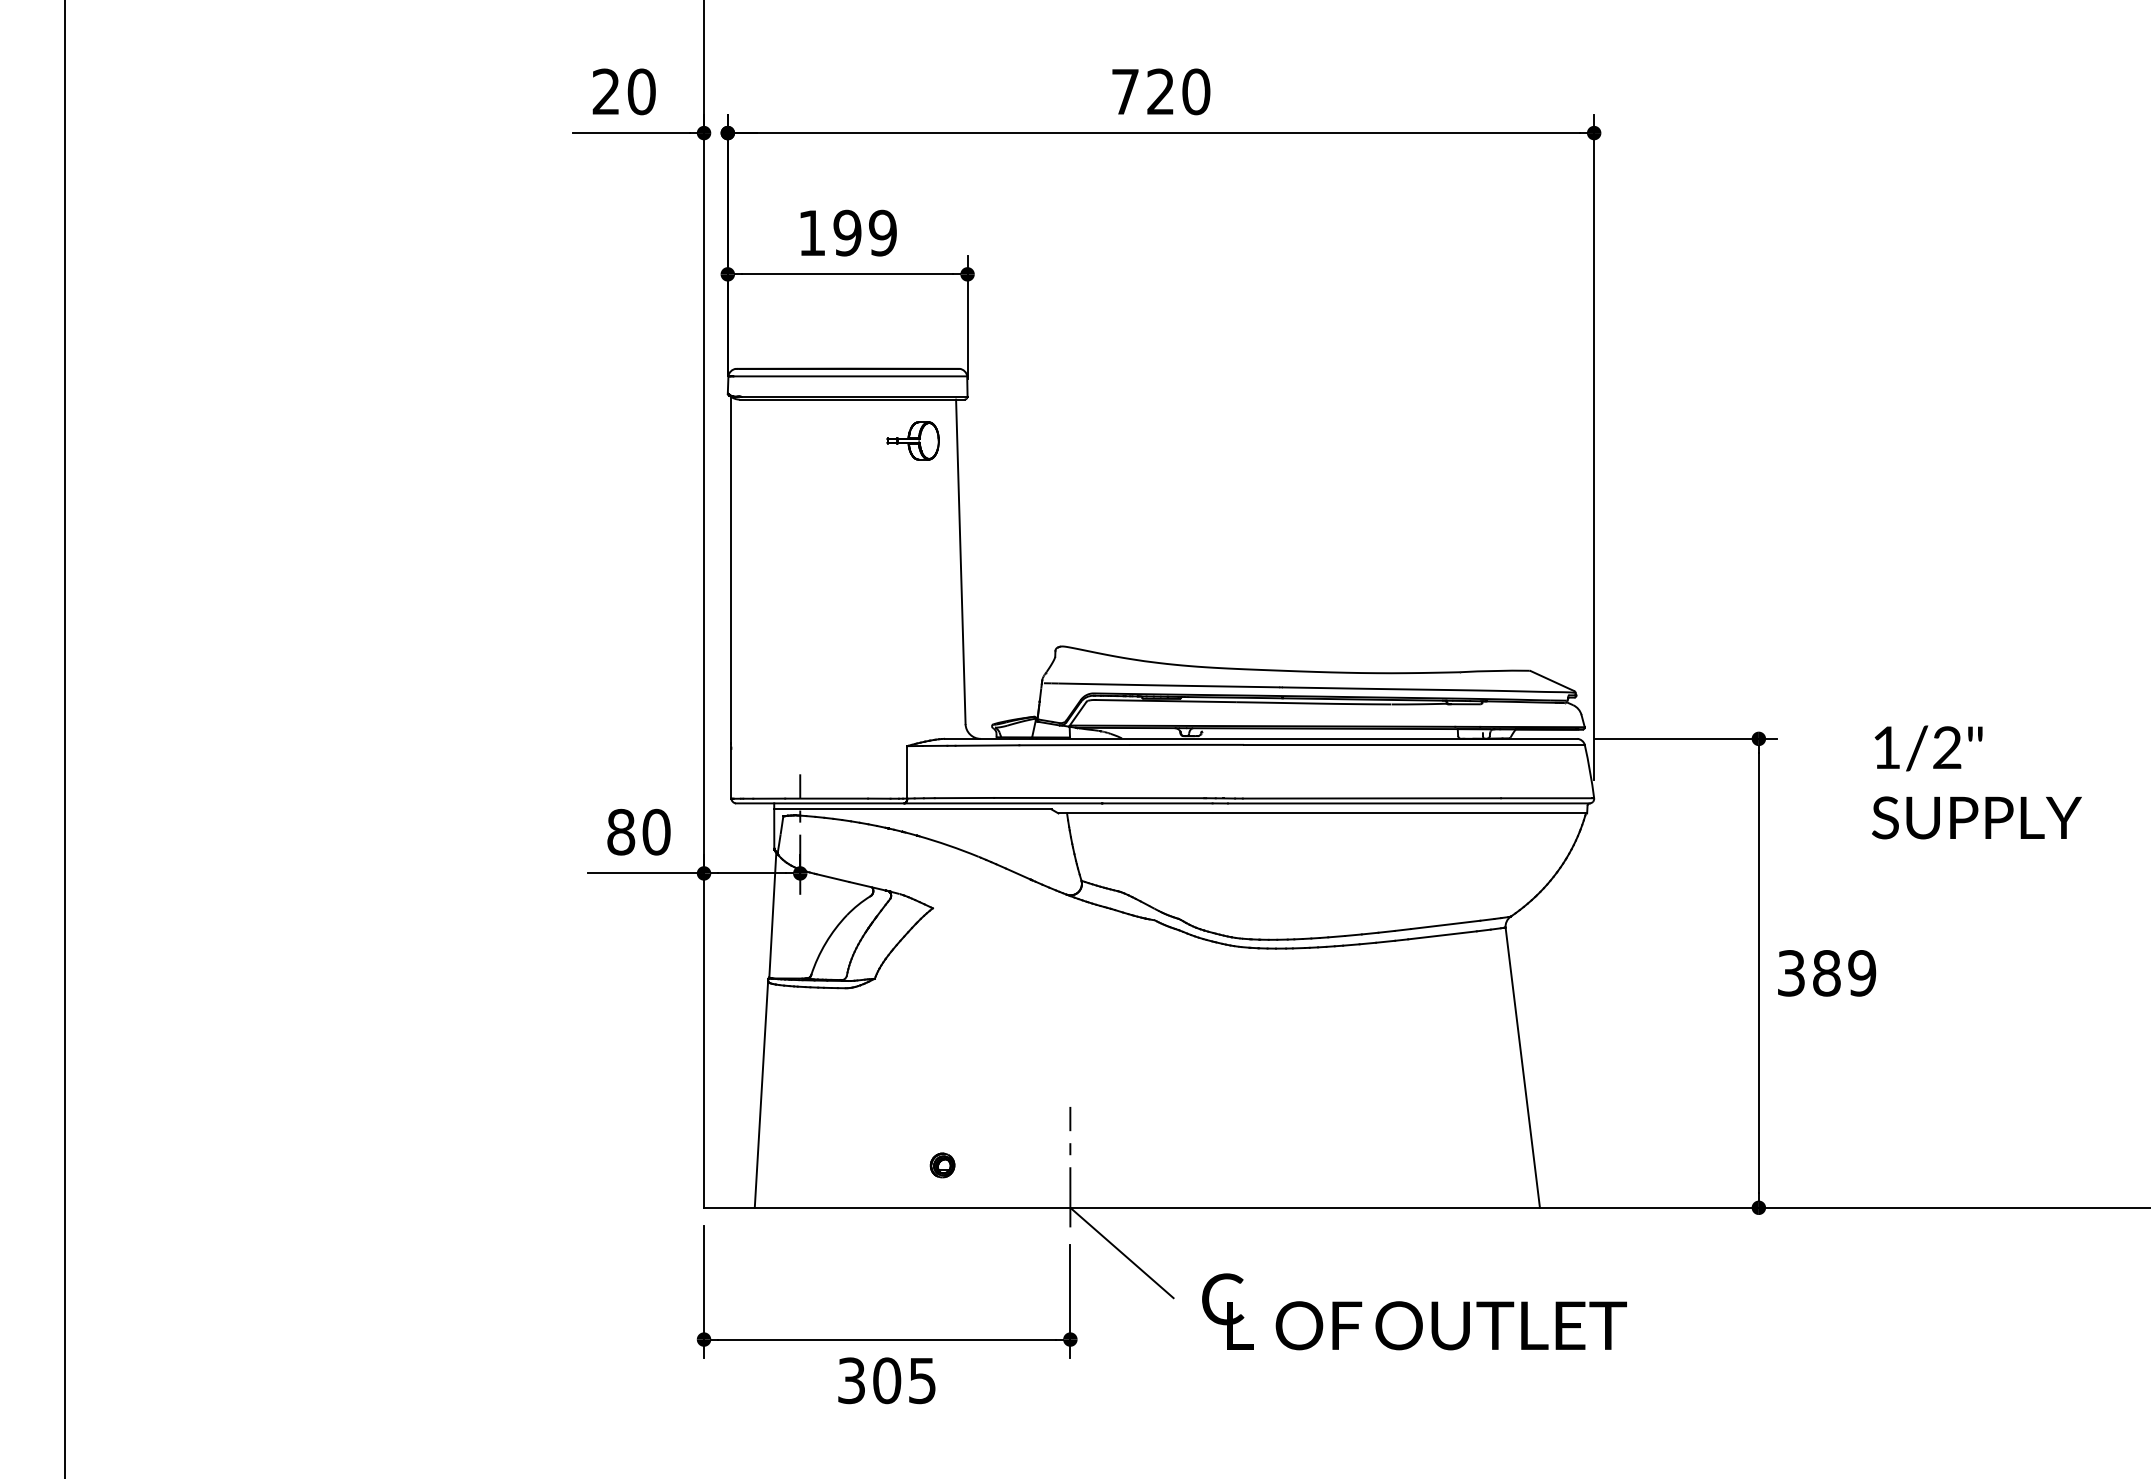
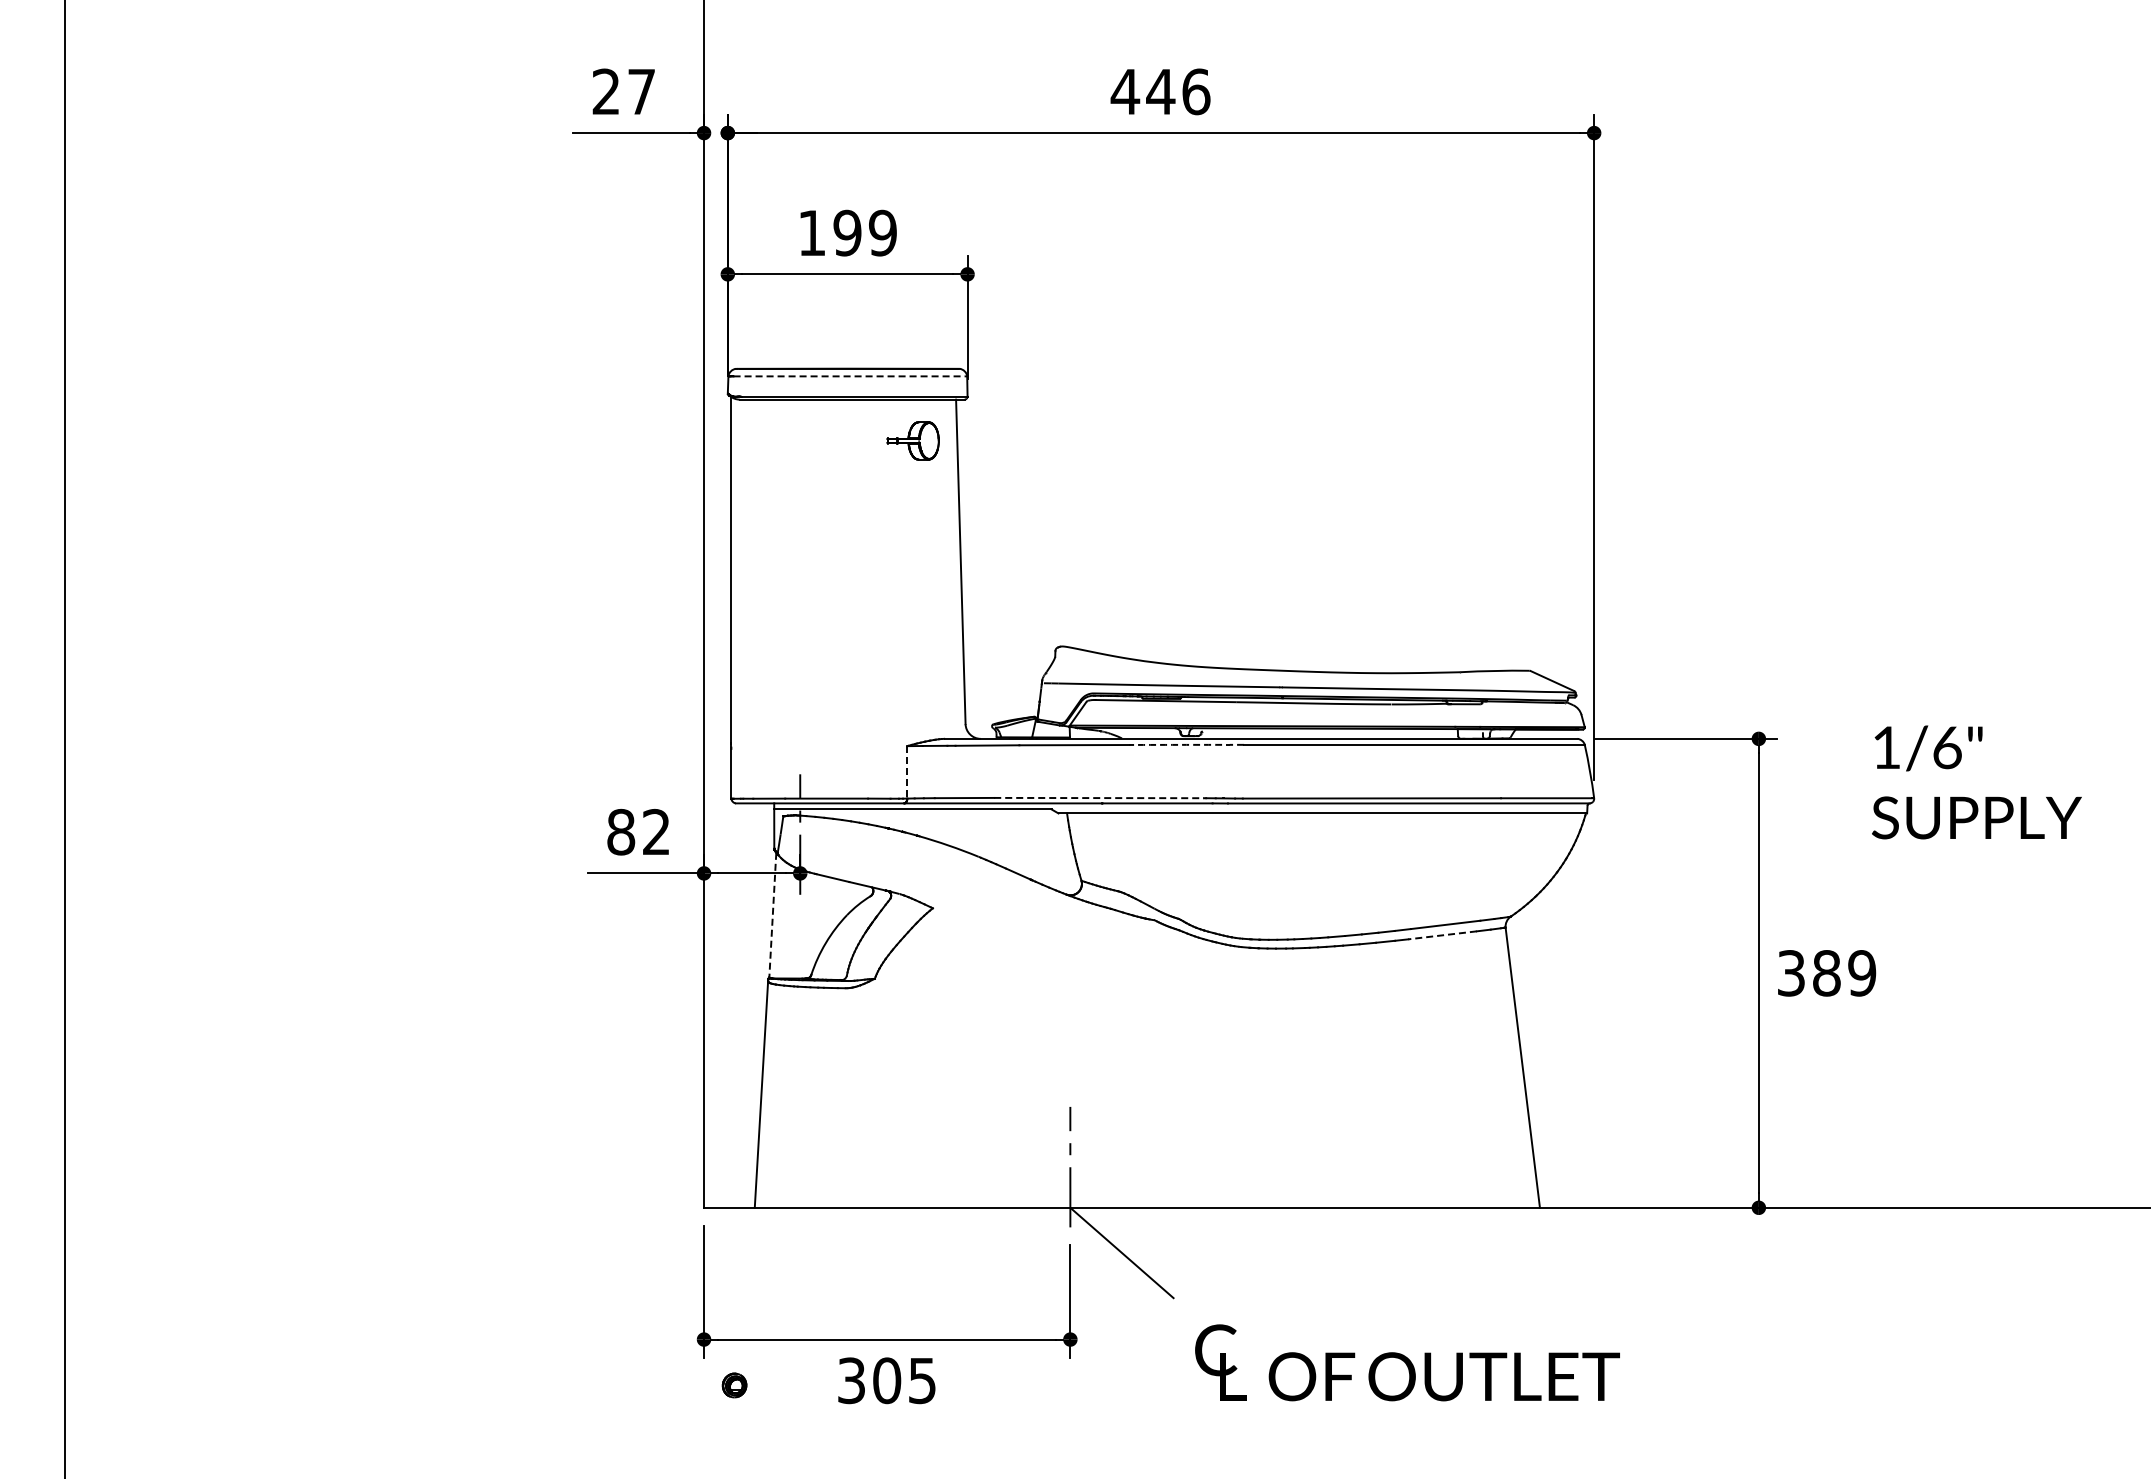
text: 20 -> 27 (641, 91)
text: 720 -> 446 (1160, 91)
line: solid -> dashed (850, 376)
arc: solid -> dashed (1186, 744)
text: 1/2" -> 1/6" (1947, 747)
line: solid -> dashed (907, 772)
line: solid -> dashed (1099, 798)
text: 80 -> 82 (656, 831)
line: solid -> dashed (772, 915)
line: solid -> dashed (1442, 935)
part position: (942, 1165) -> (734, 1385) (734, 1385)
text position: (1414, 1311) -> (1407, 1362) (1407, 1362)
